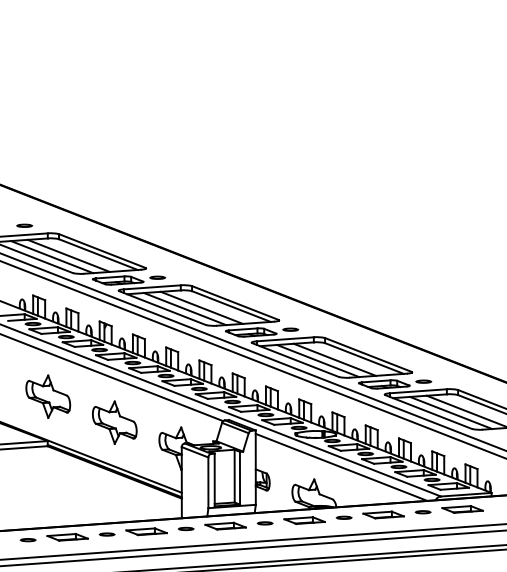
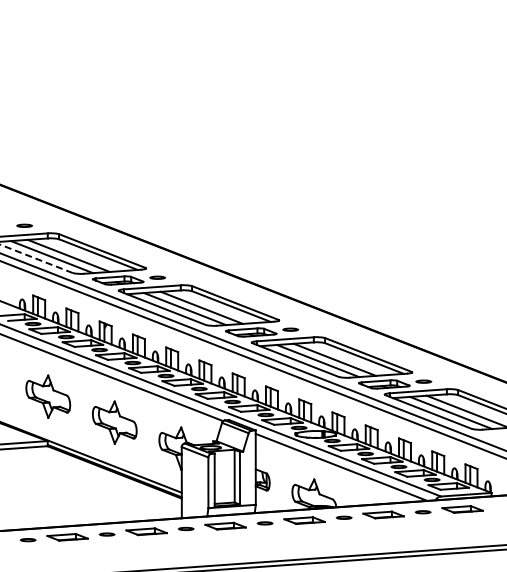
line: solid -> dashed (36, 258)
line: present -> none (252, 541)
line: present -> none (252, 548)
